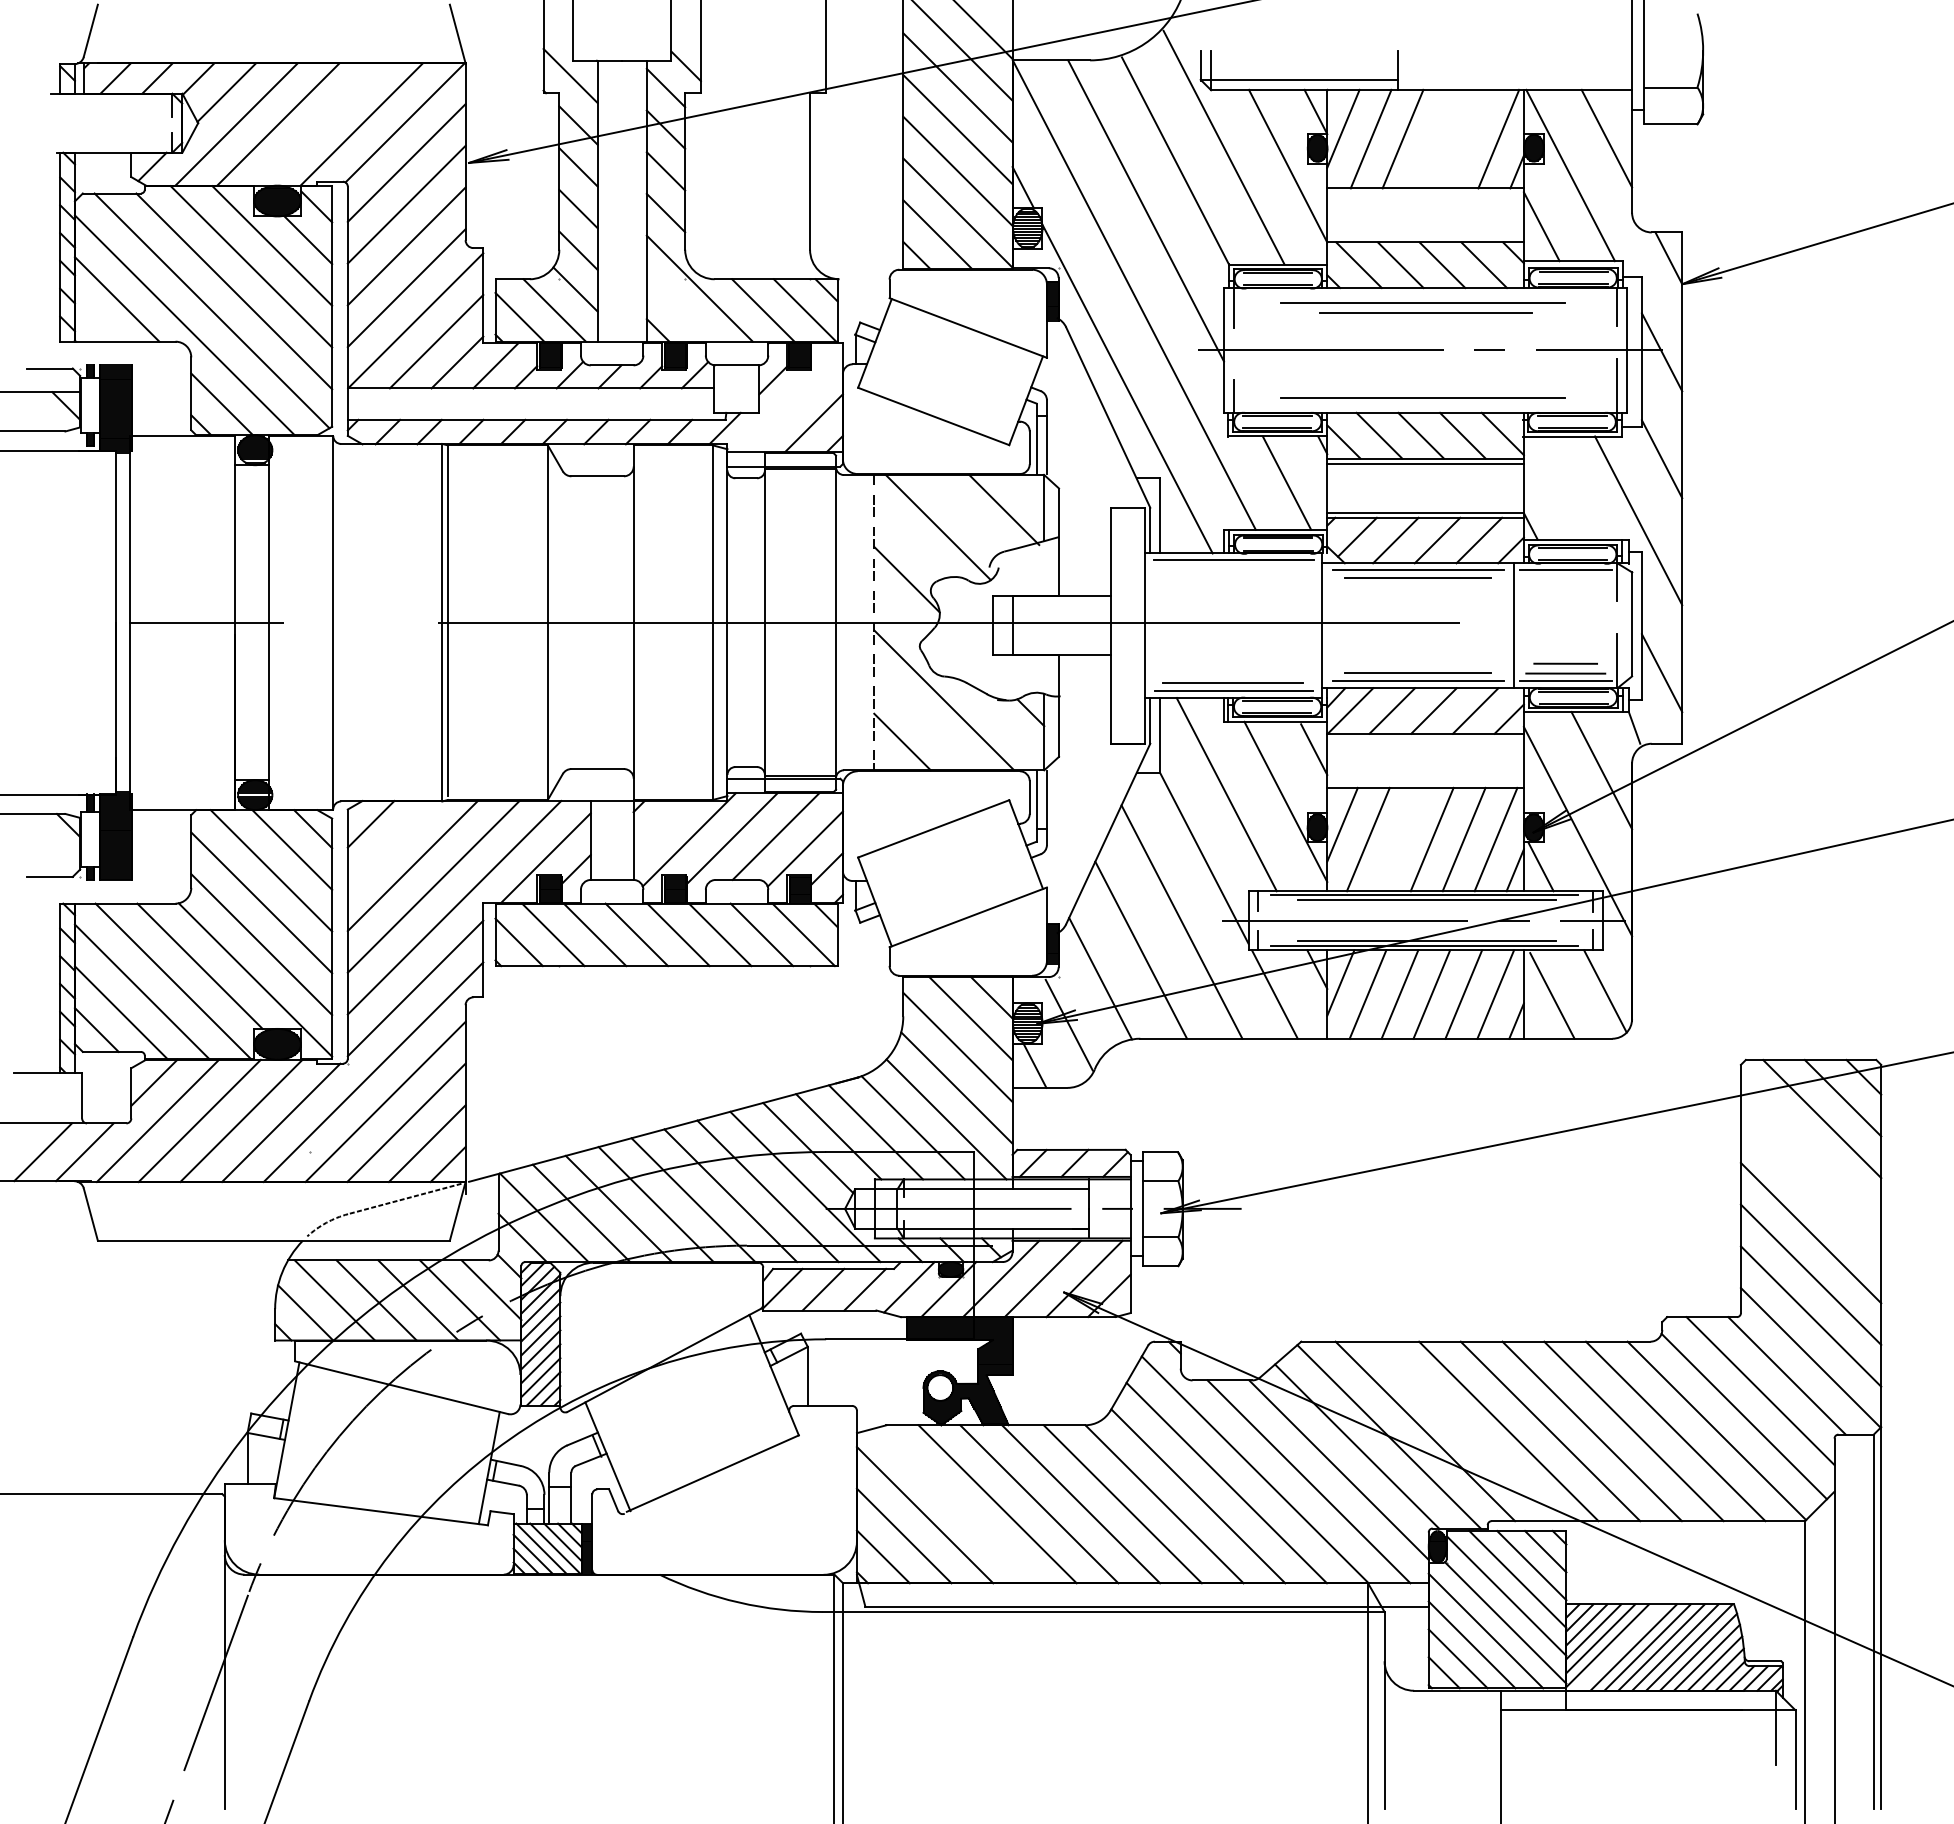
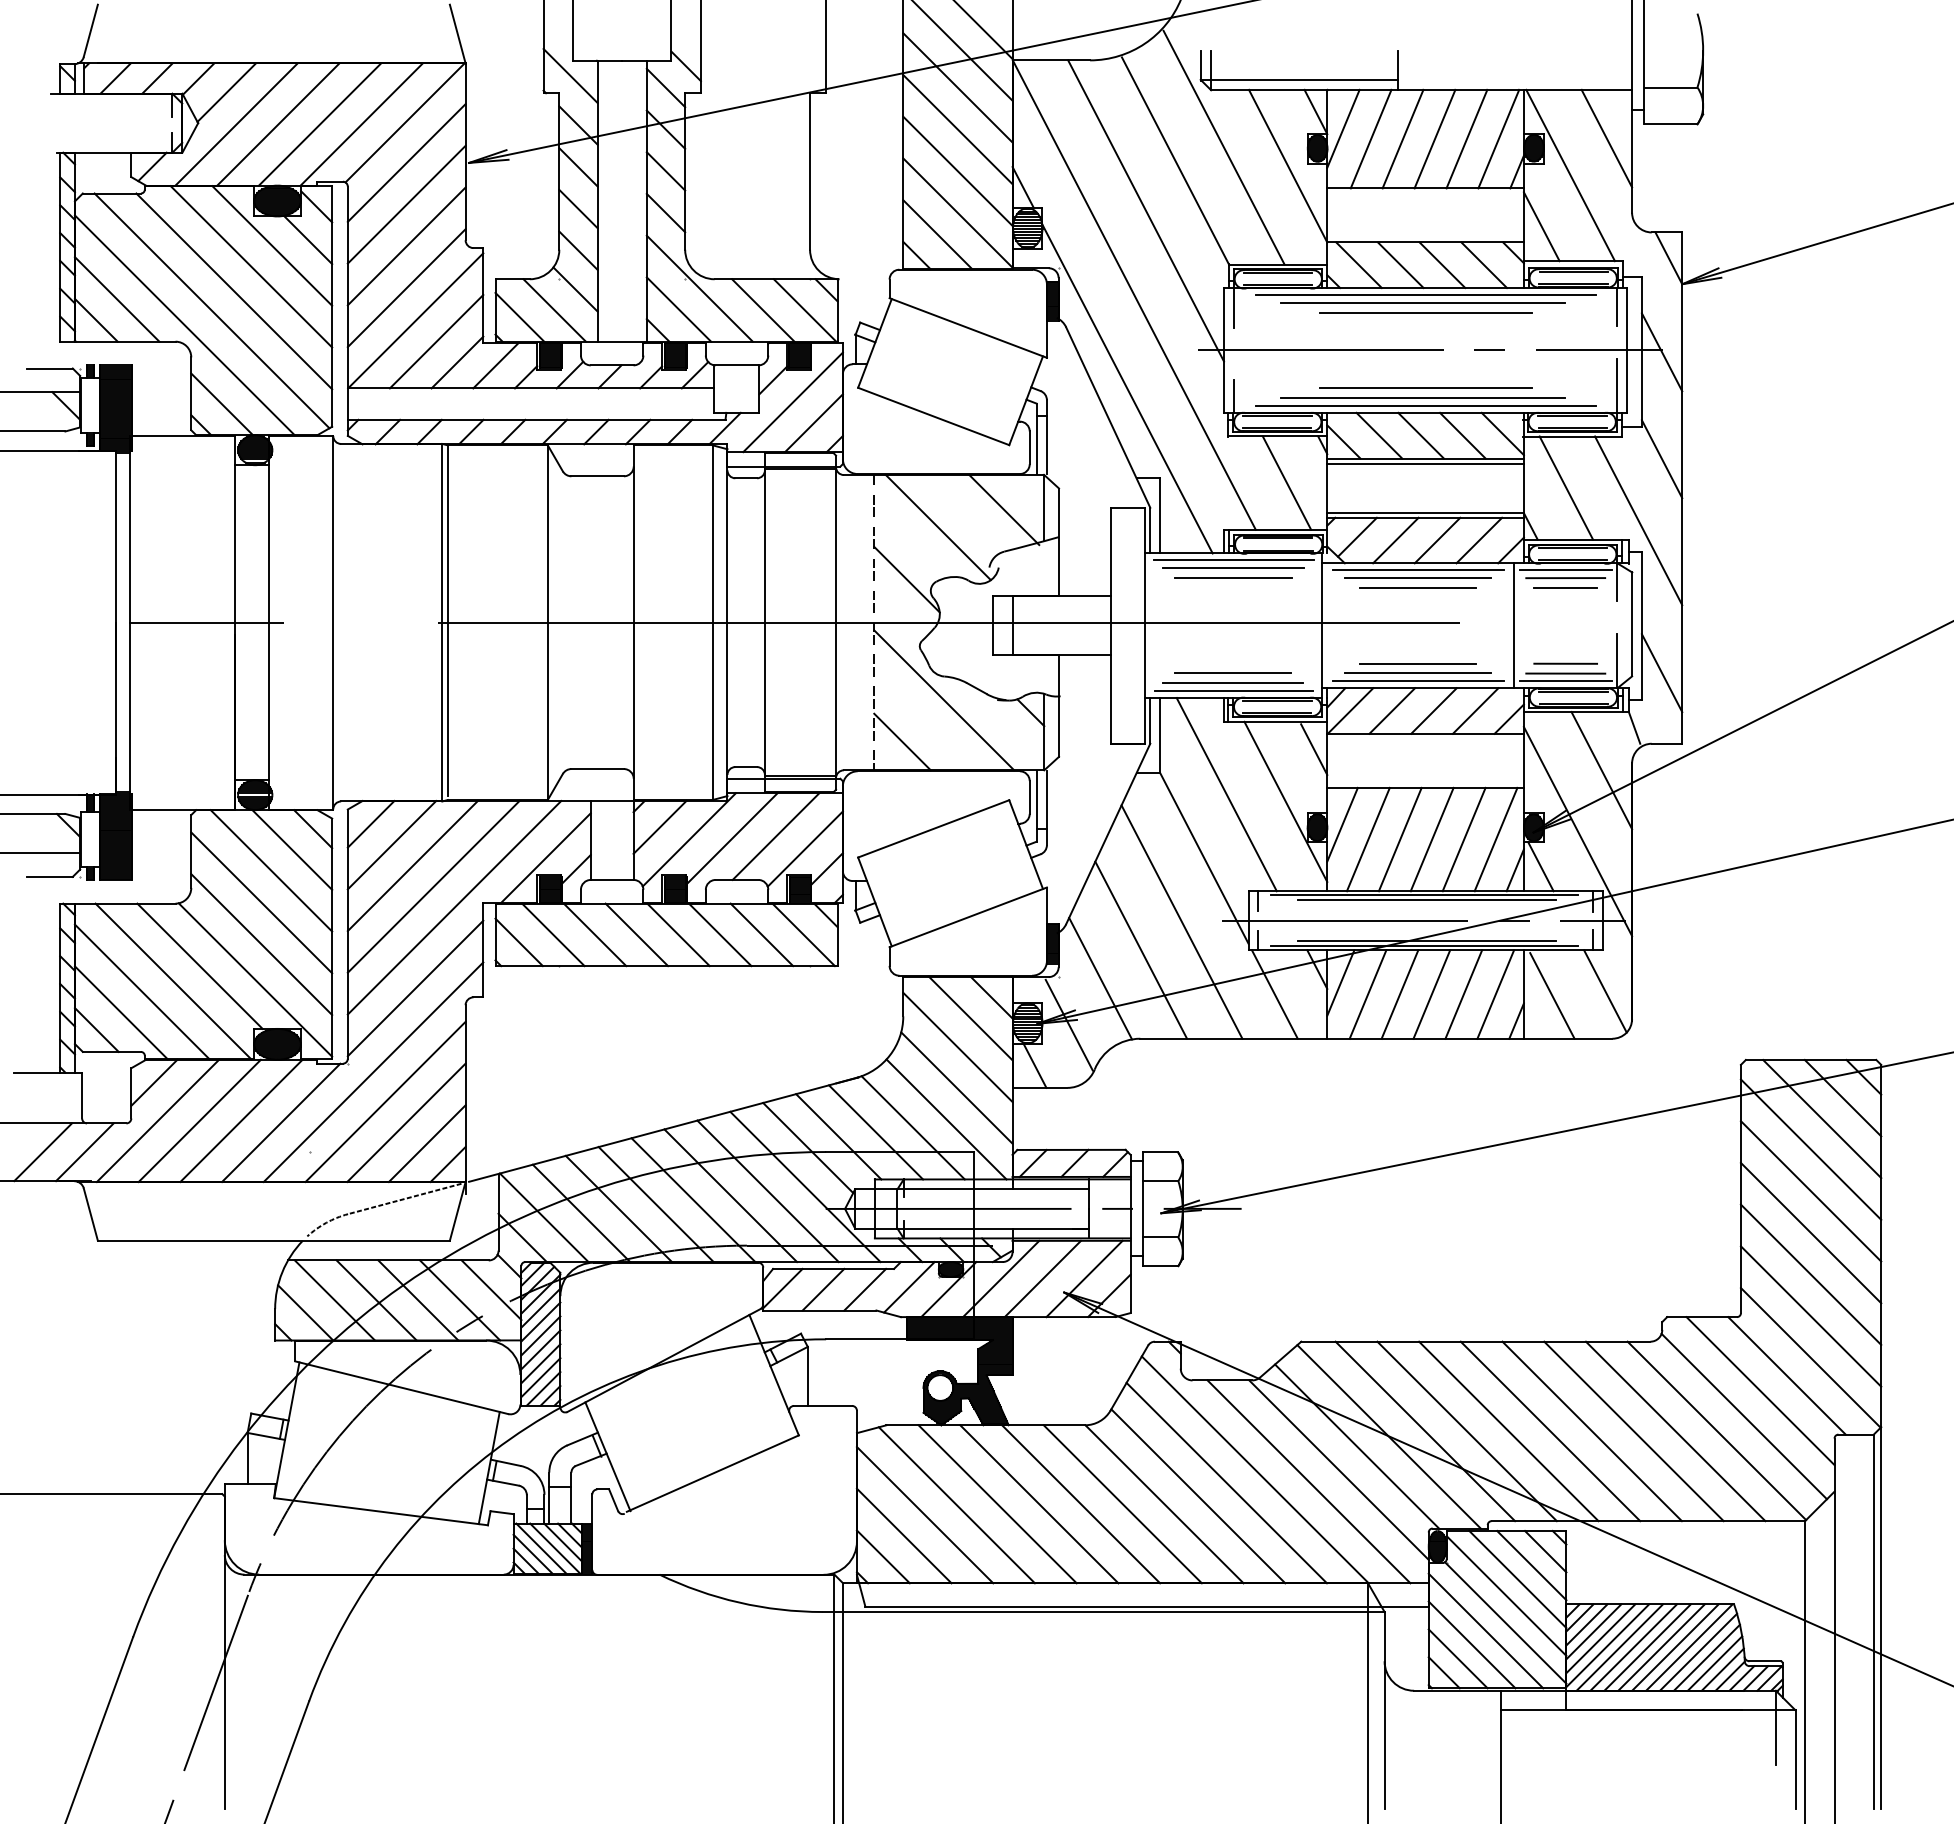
line: none -> present (319, 124)
line: none -> present (1434, 138)
line: none -> present (1466, 138)
line: none -> present (1425, 294)
line: none -> present (678, 309)
line: none -> present (95, 319)
line: none -> present (1425, 387)
line: none -> present (792, 402)
line: none -> present (1425, 406)
line: none -> present (1566, 487)
line: none -> present (1233, 568)
line: none -> present (1233, 577)
line: none -> present (1565, 578)
line: none -> present (1418, 587)
line: none -> present (1565, 587)
line: none -> present (1417, 663)
line: none -> present (1233, 673)
line: none -> present (659, 826)
line: none -> present (1399, 839)
line: none -> present (391, 844)
line: none -> present (41, 853)
line: none -> present (1810, 1149)
line: none -> present (1810, 1191)
line: none -> present (1466, 1431)
line: none -> present (956, 1505)
line: none -> present (1619, 1647)
